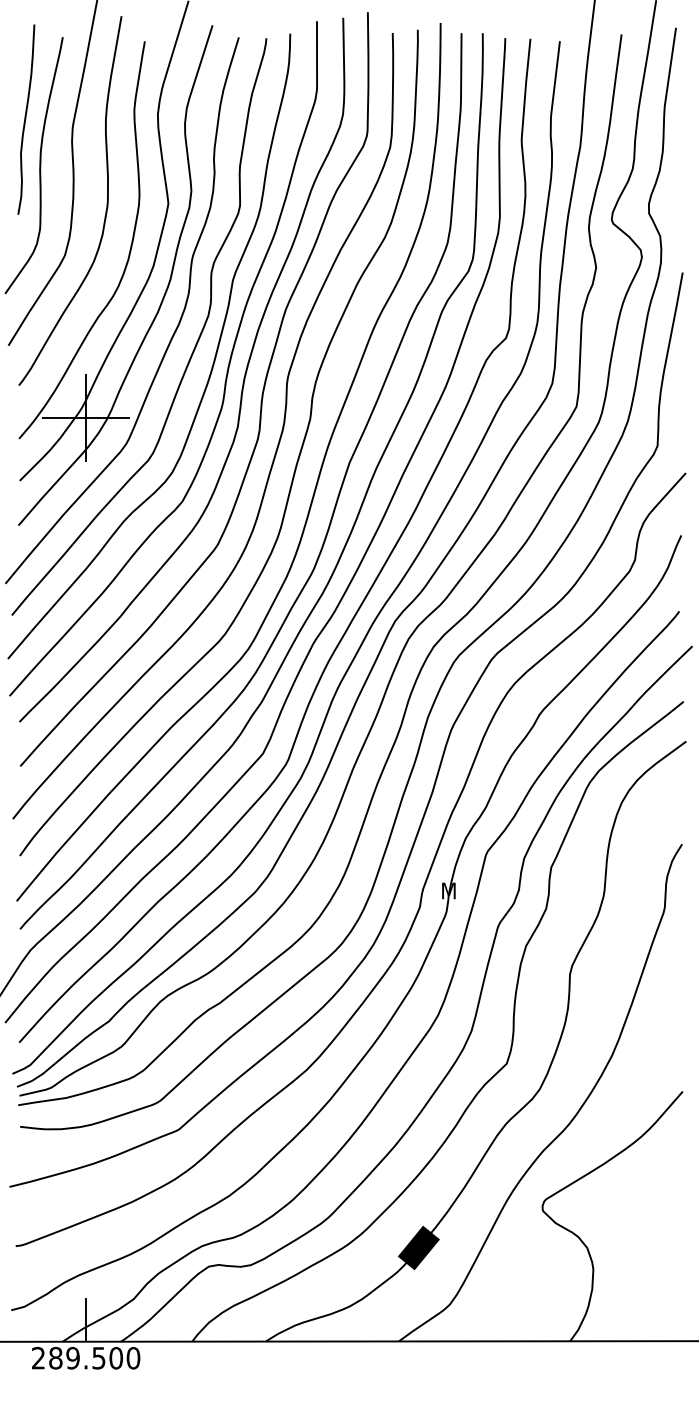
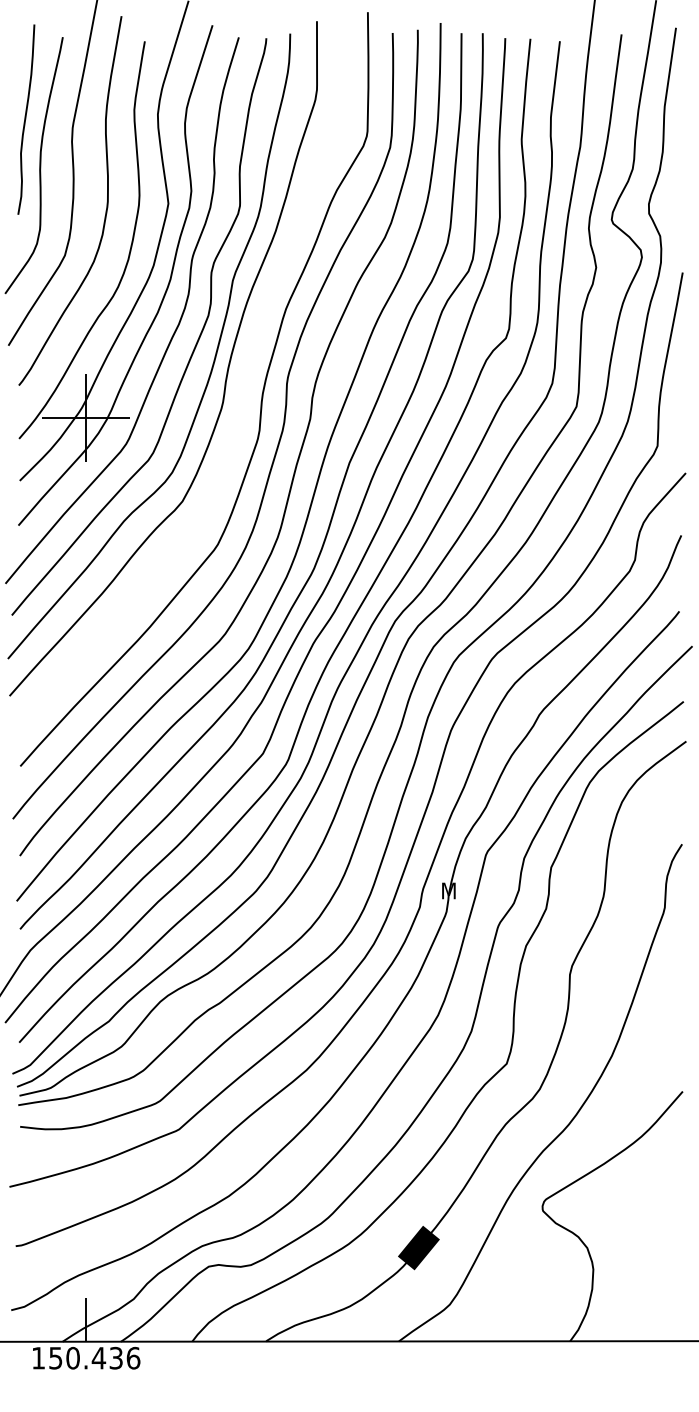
curve: present -> none (242, 382)
text: 289.500 -> 150.436 (86, 1357)
